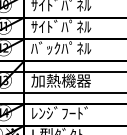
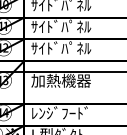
text: ﾊﾞｯｸﾊﾟﾈﾙ -> ｻｲﾄﾞﾊﾟﾈﾙ (45, 47)
line: present -> none (62, 93)
